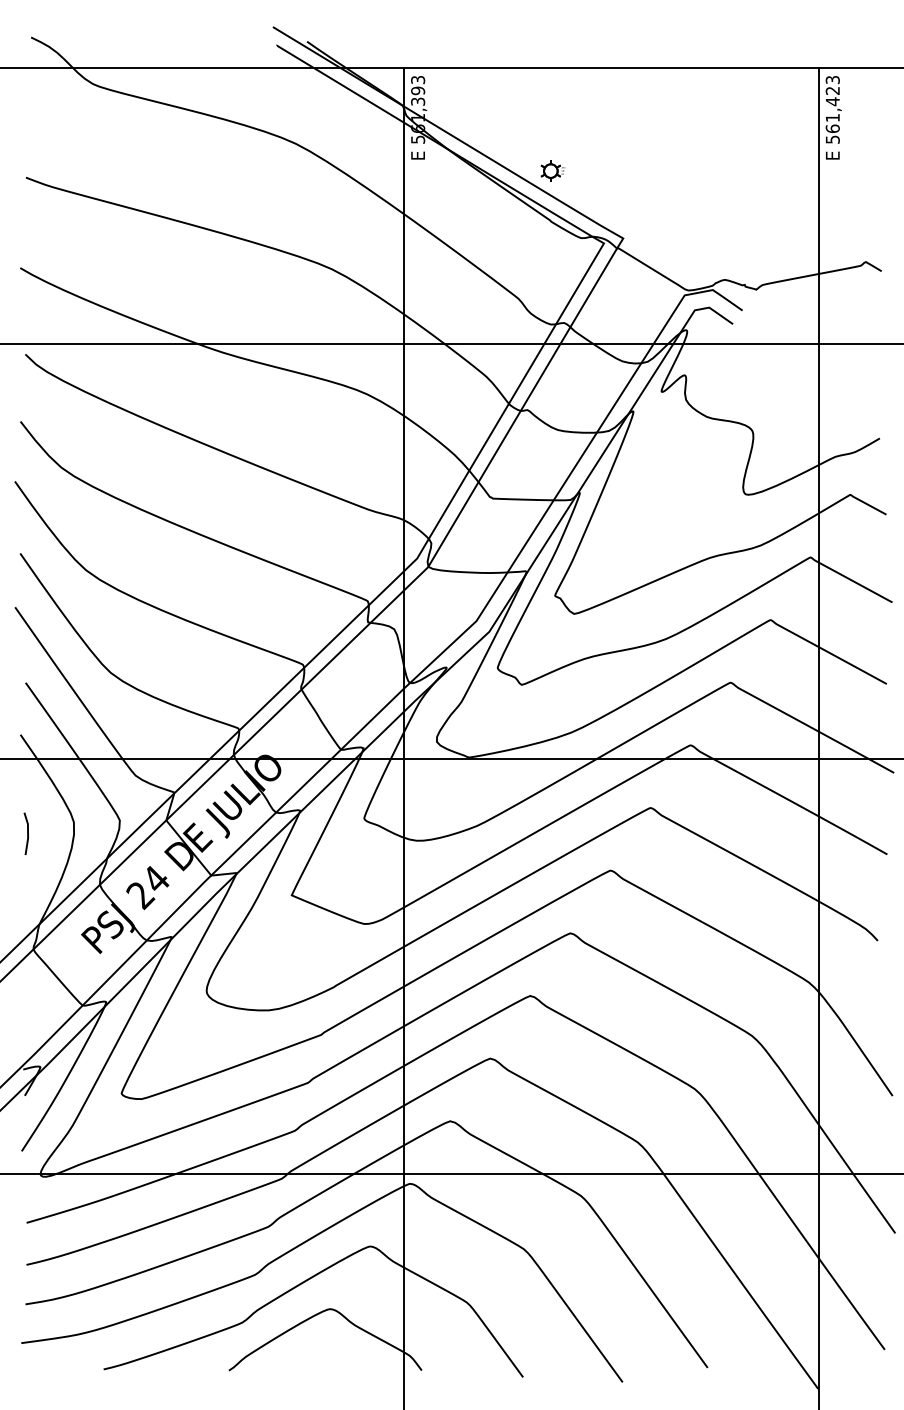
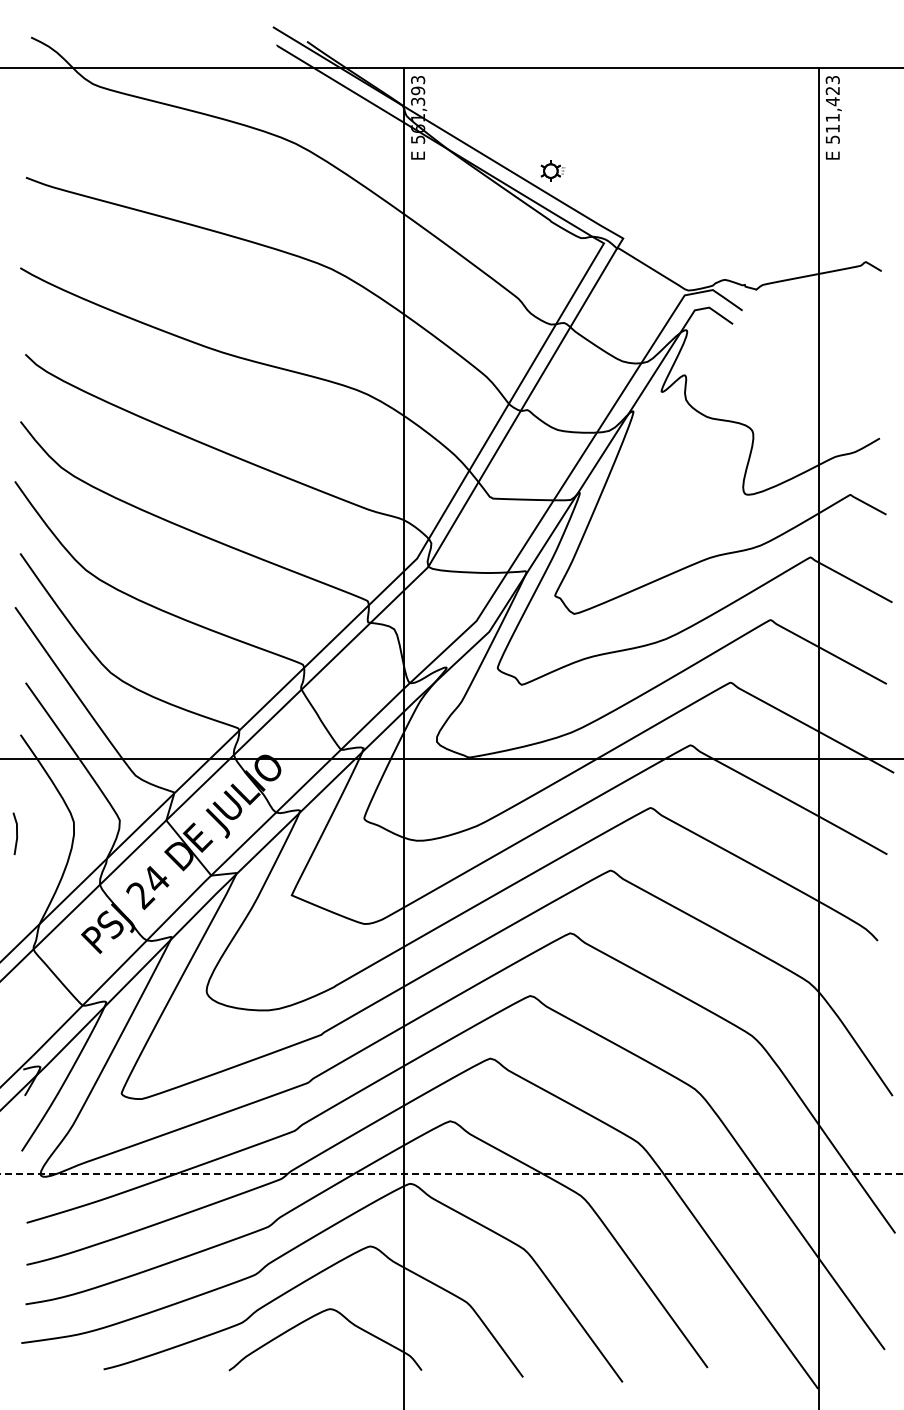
text: 561,423 -> 511,423 (832, 128)
line: present -> none (451, 344)
line position: (27, 833) -> (16, 833) (16, 833)
line: solid -> dashed (452, 1173)
